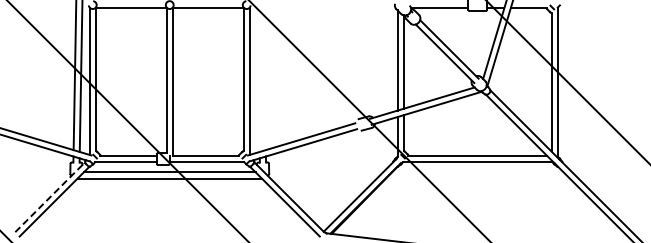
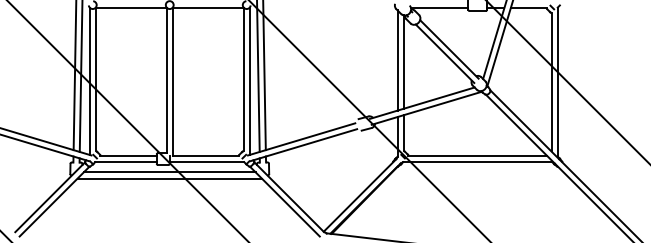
line: none -> present (258, 76)
line: none -> present (264, 76)
line: dashed -> solid (50, 196)
